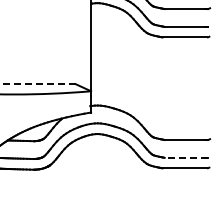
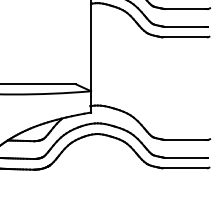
line: dashed -> solid (37, 84)
line: dashed -> solid (186, 157)
